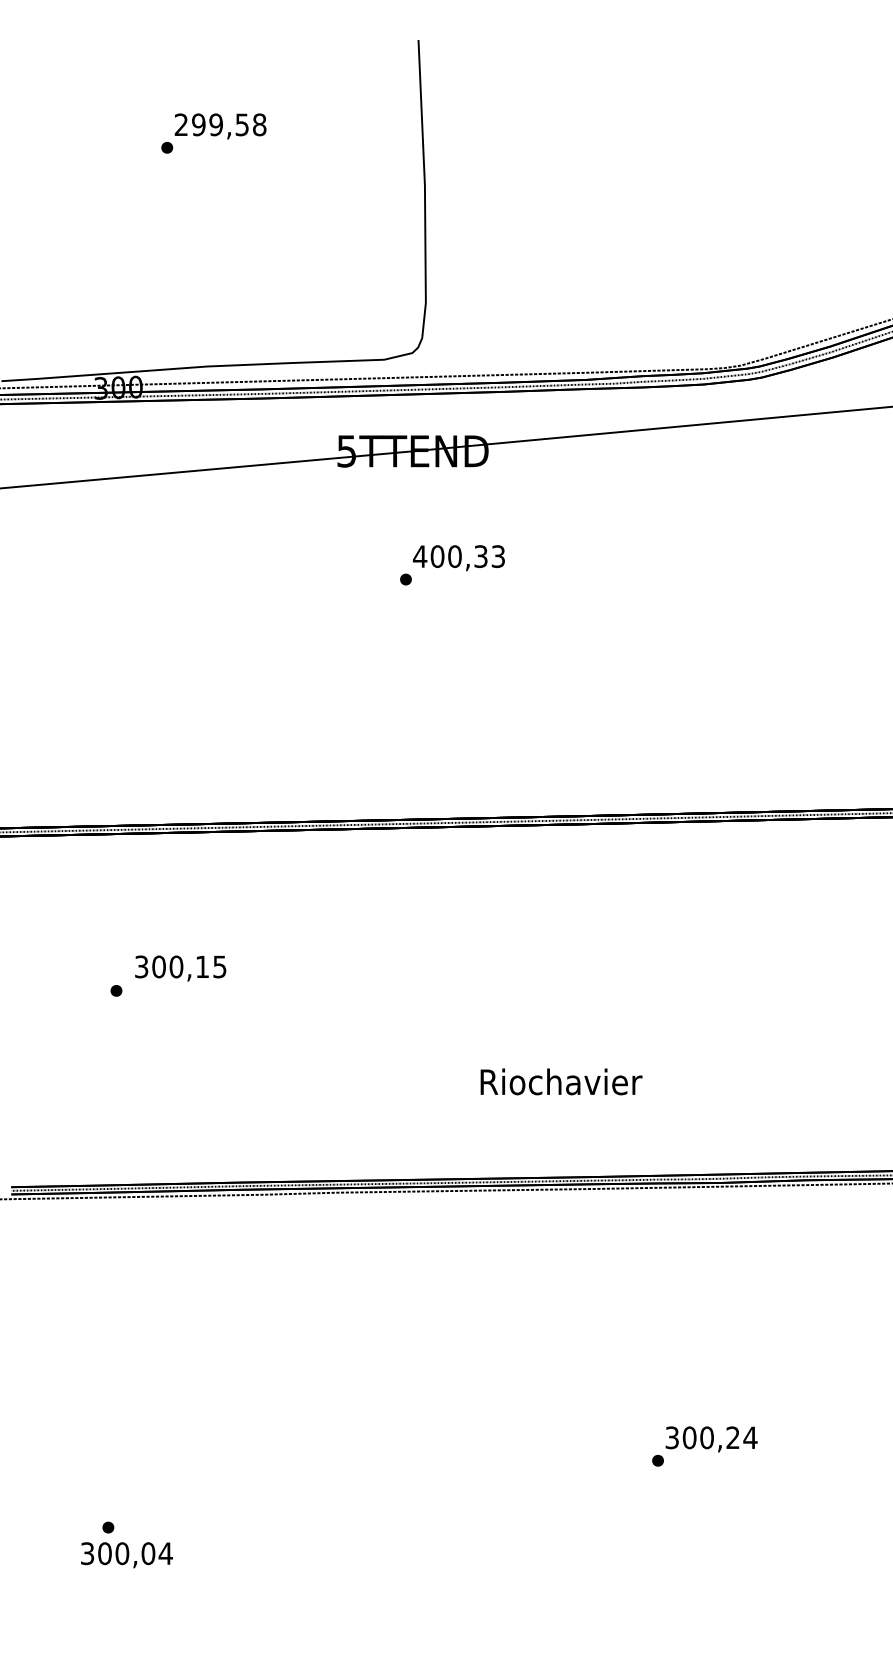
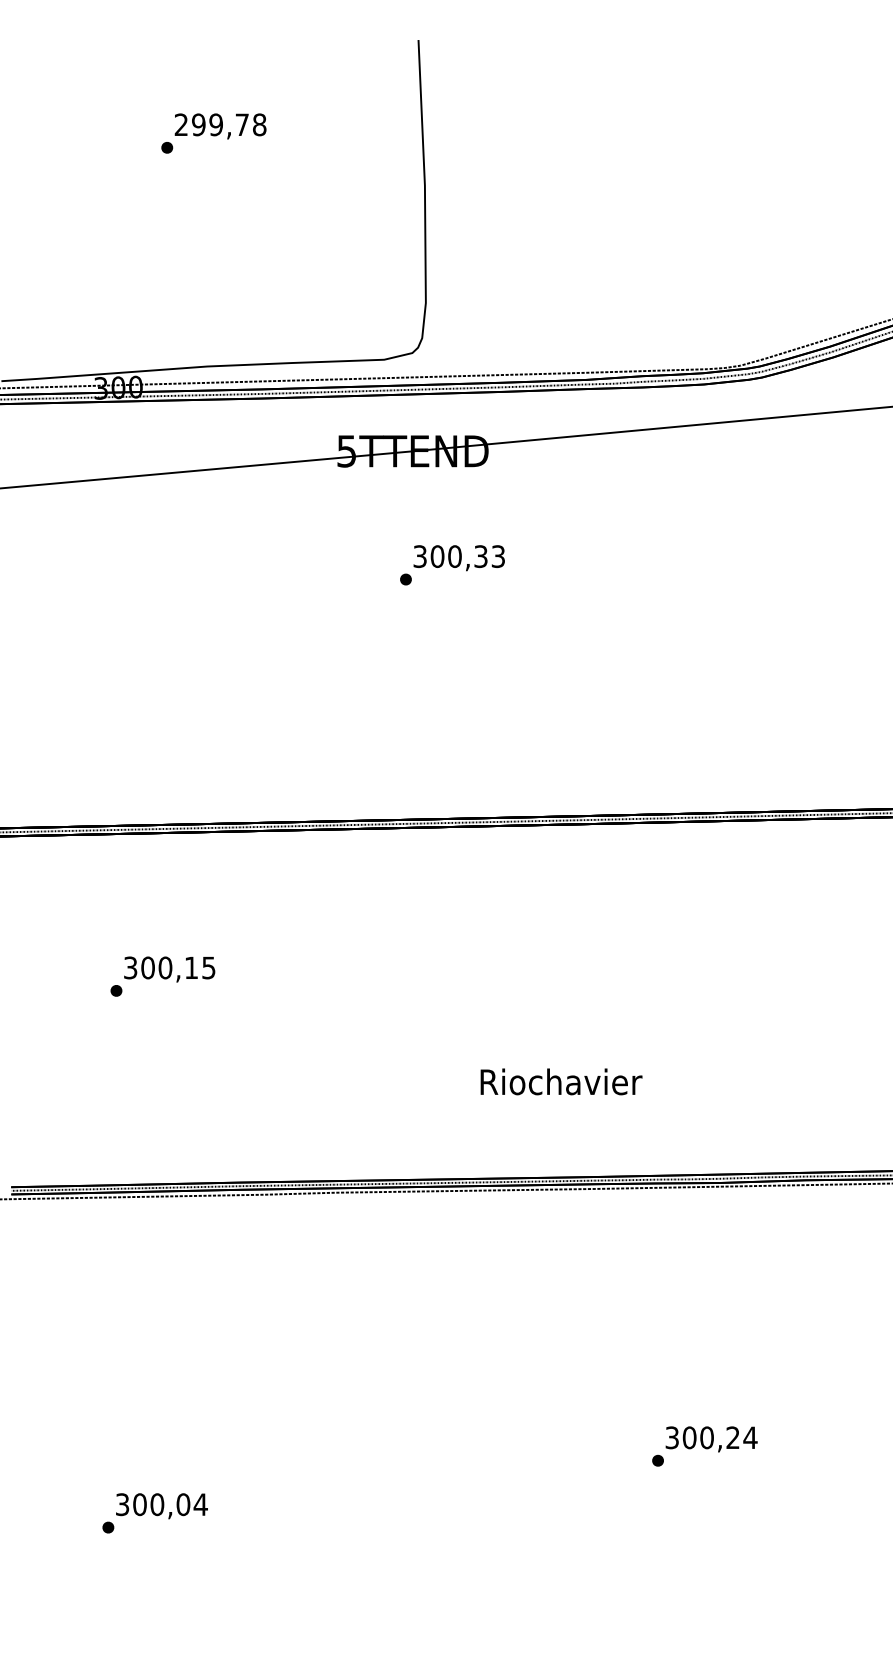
text: 299,58 -> 299,78 (241, 124)
text: 400,33 -> 300,33 (419, 556)
text position: (180, 968) -> (169, 969) (169, 969)
text position: (126, 1555) -> (161, 1506) (161, 1506)
